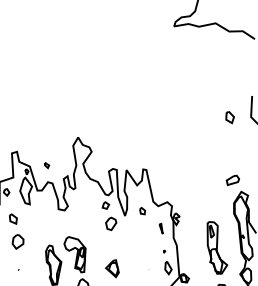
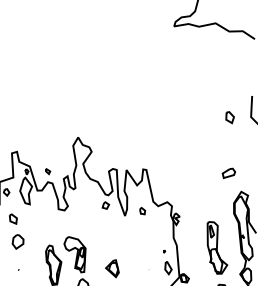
part position: (47, 165) -> (48, 171) (48, 171)
part position: (232, 180) -> (228, 173) (228, 173)
part: present -> none (111, 223)
part: present -> none (160, 228)
